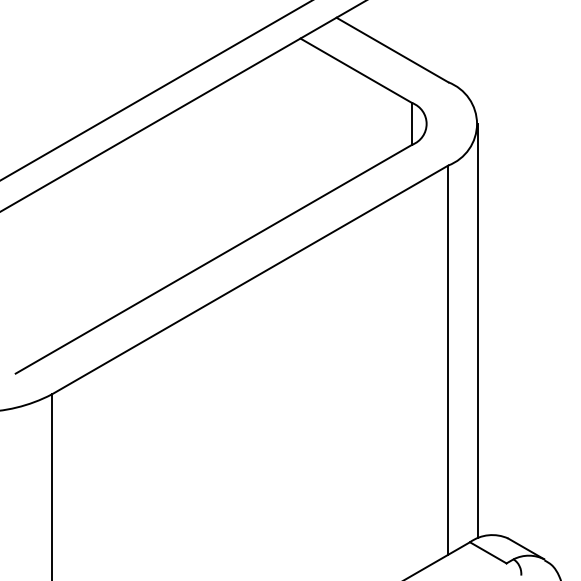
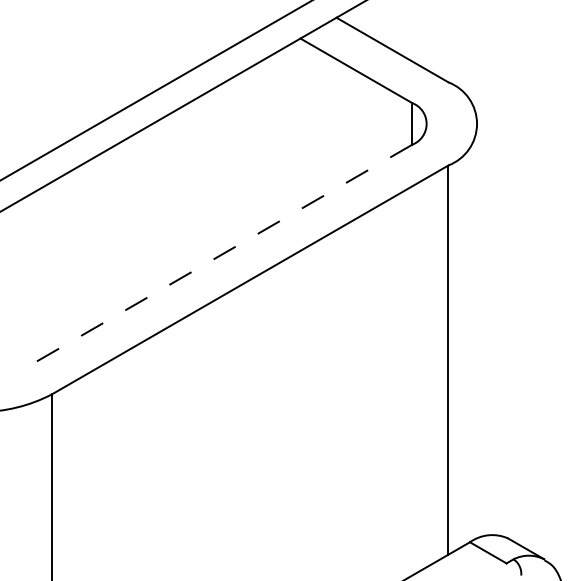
line: solid -> dashed (214, 259)
line: present -> none (478, 330)
